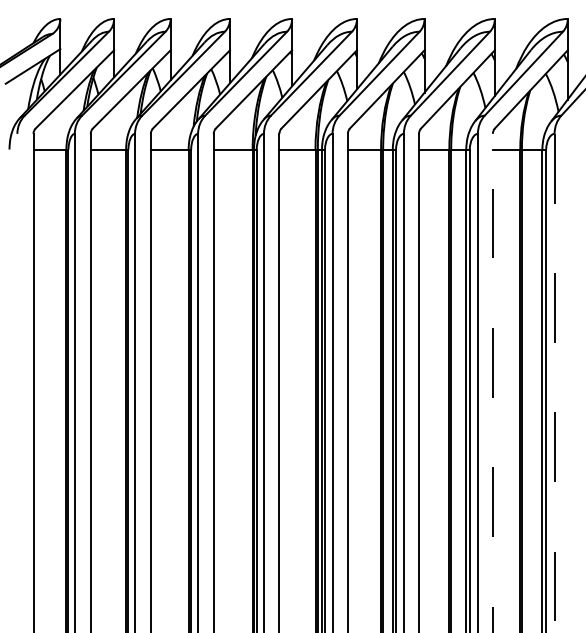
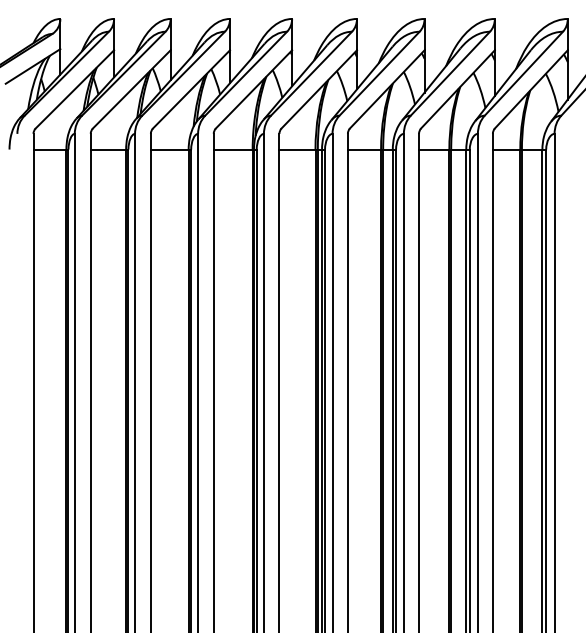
line: dashed -> solid (492, 382)
line: dashed -> solid (554, 383)
